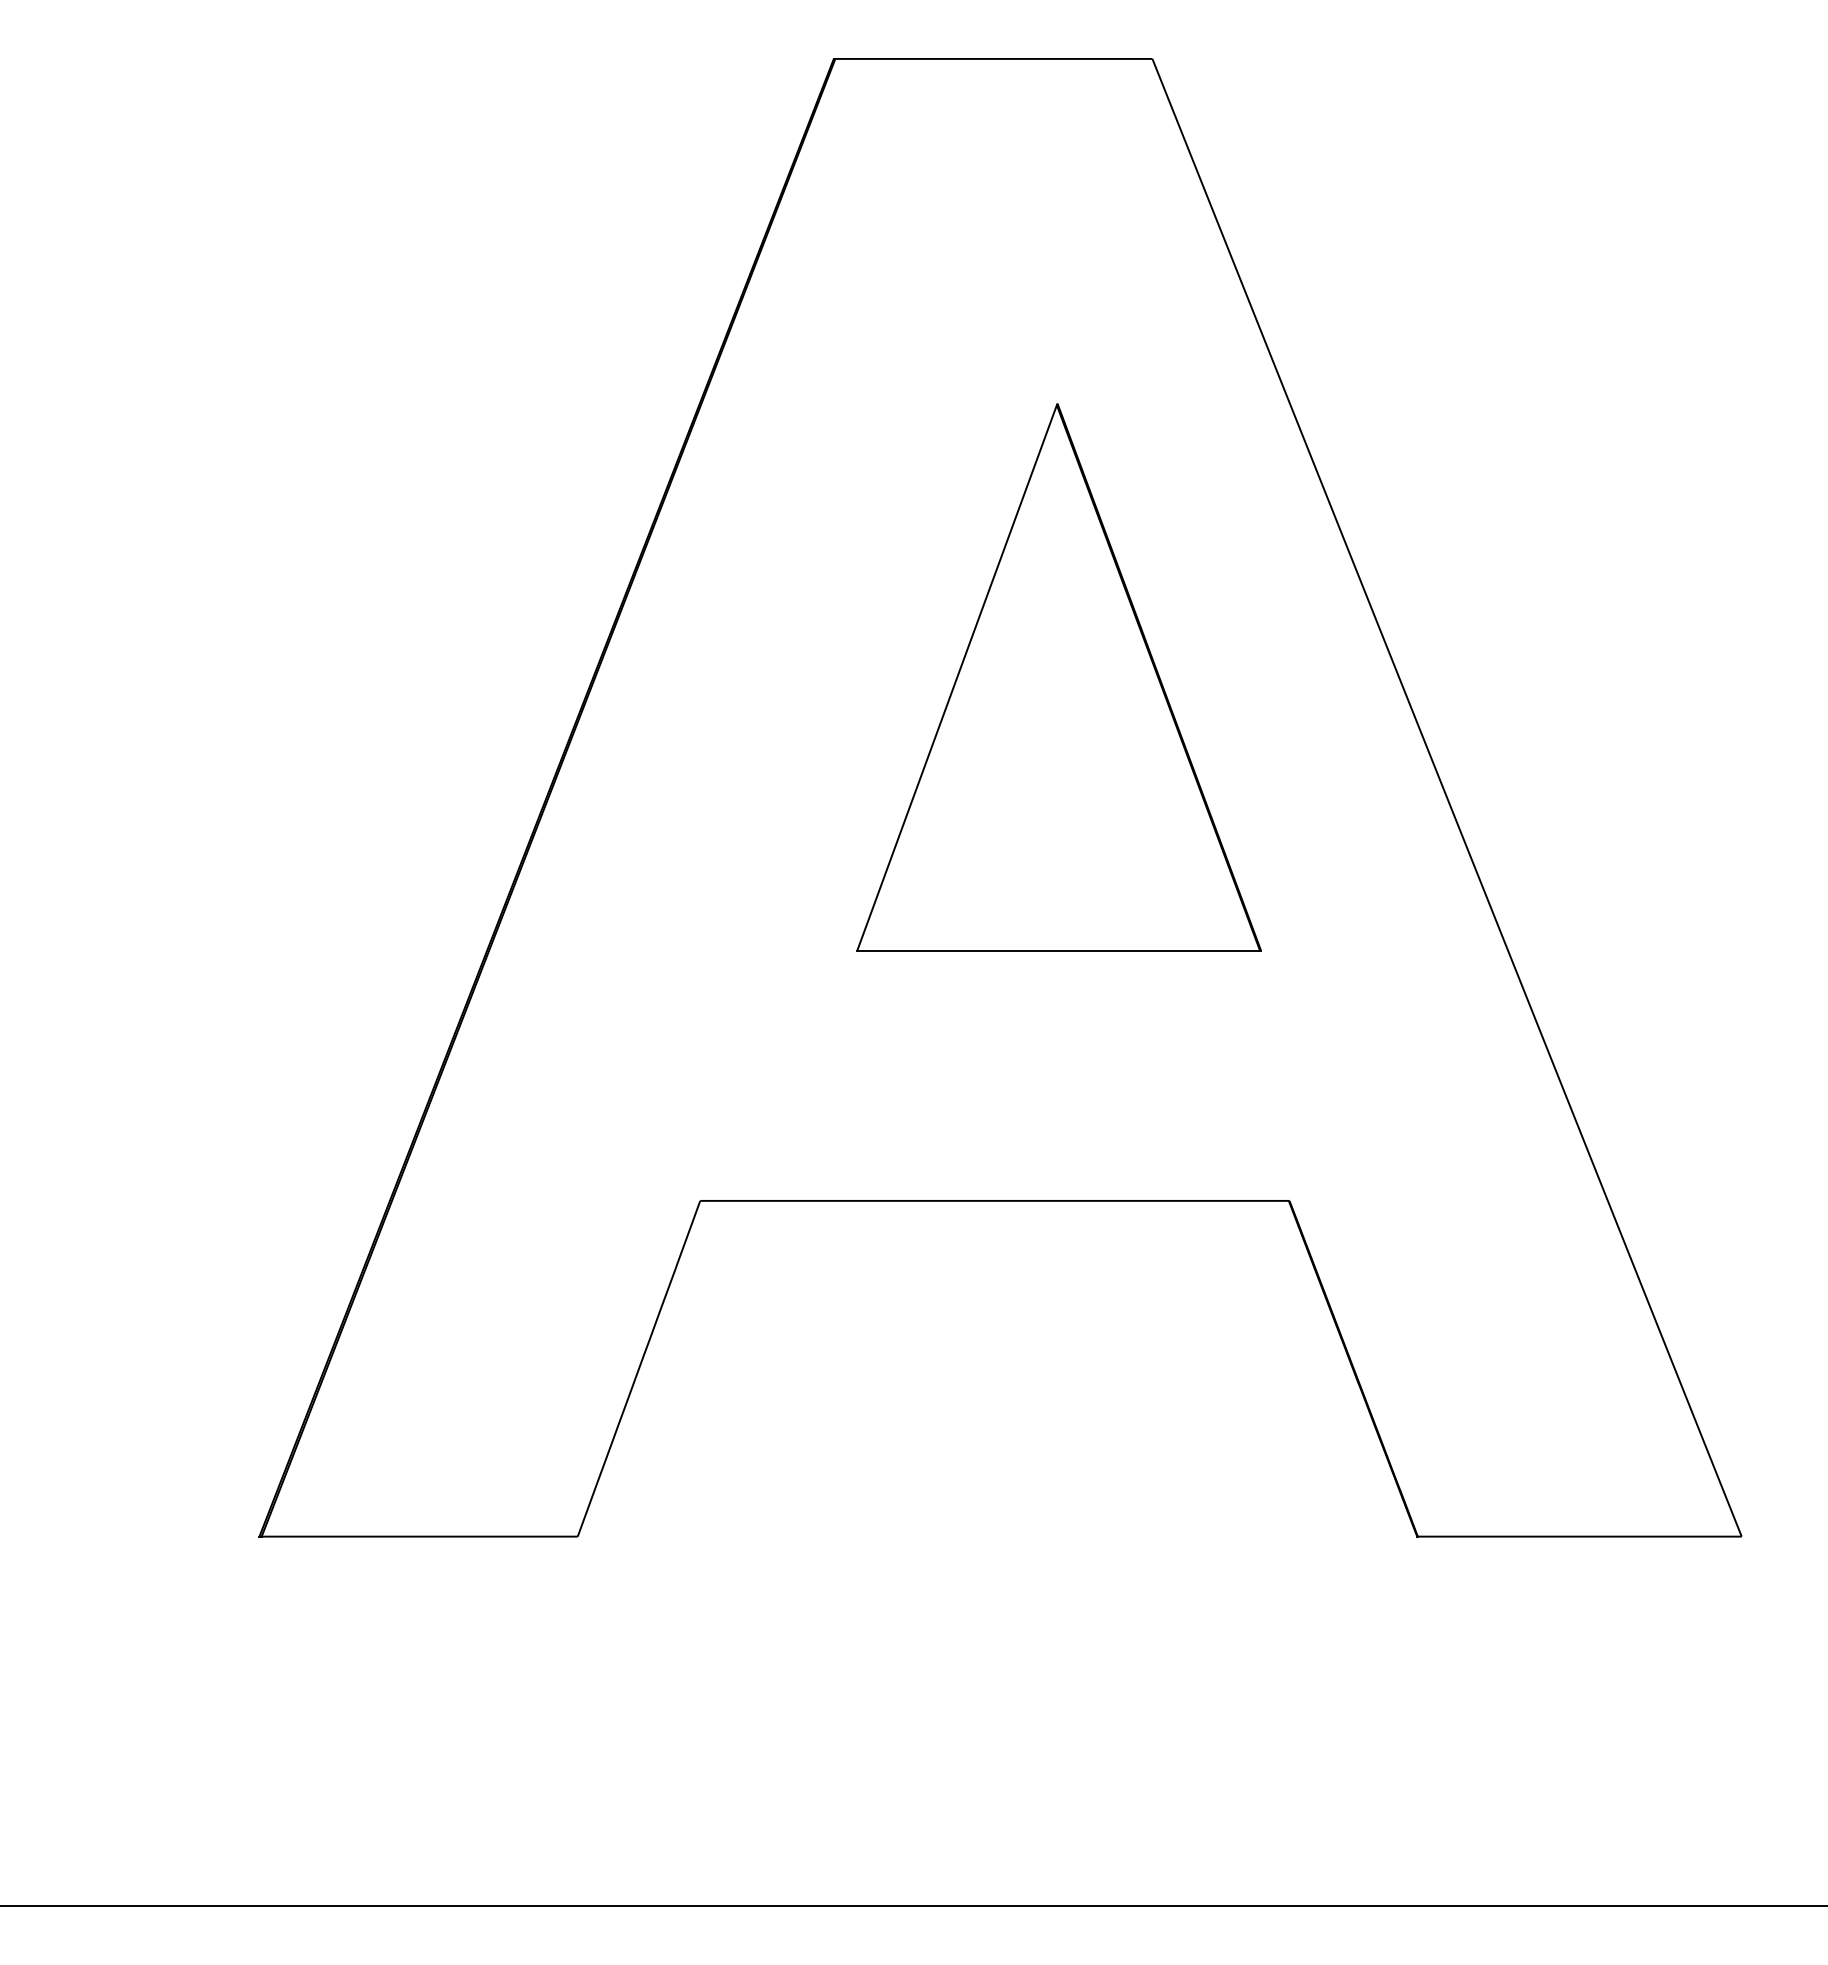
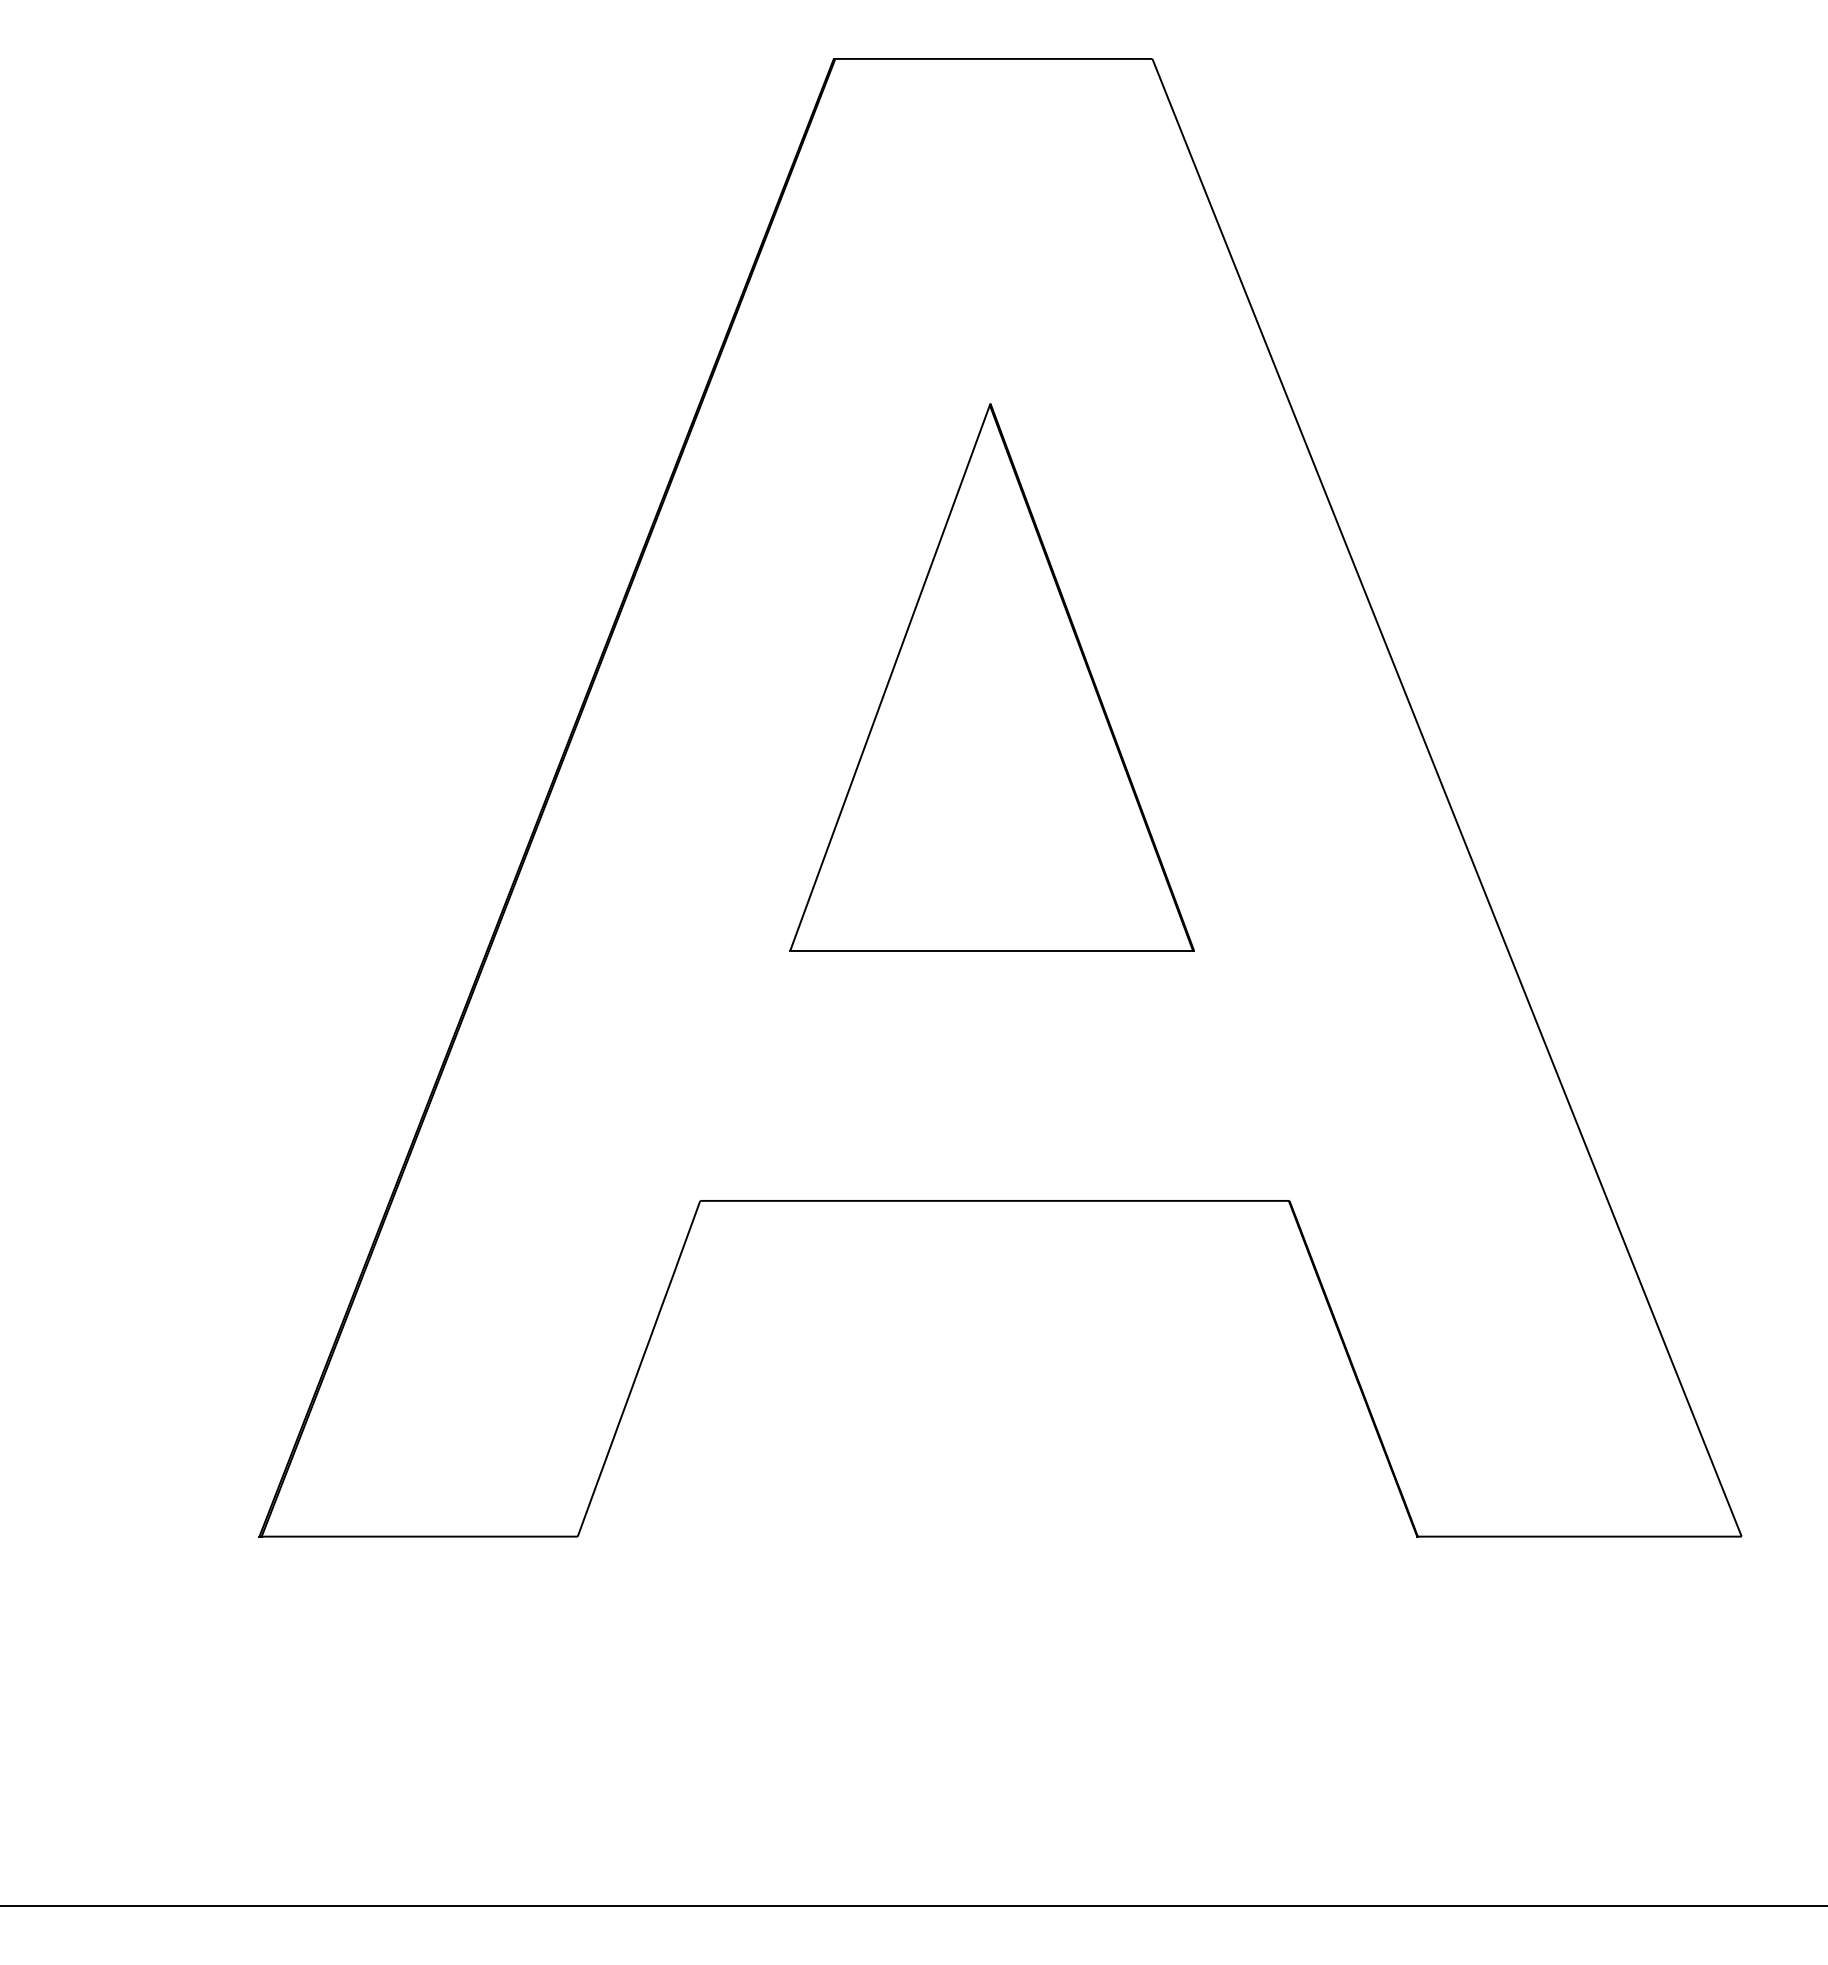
part position: (1058, 677) -> (991, 677) (991, 677)
